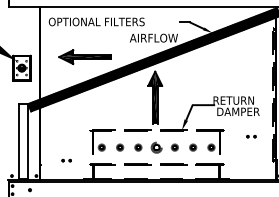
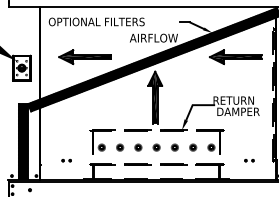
part: none -> present (235, 57)
part position: (251, 136) -> (249, 160) (249, 160)
hatch: none -> present (23, 141)
part size: 13x13 px -> 9x9 px (156, 147)
